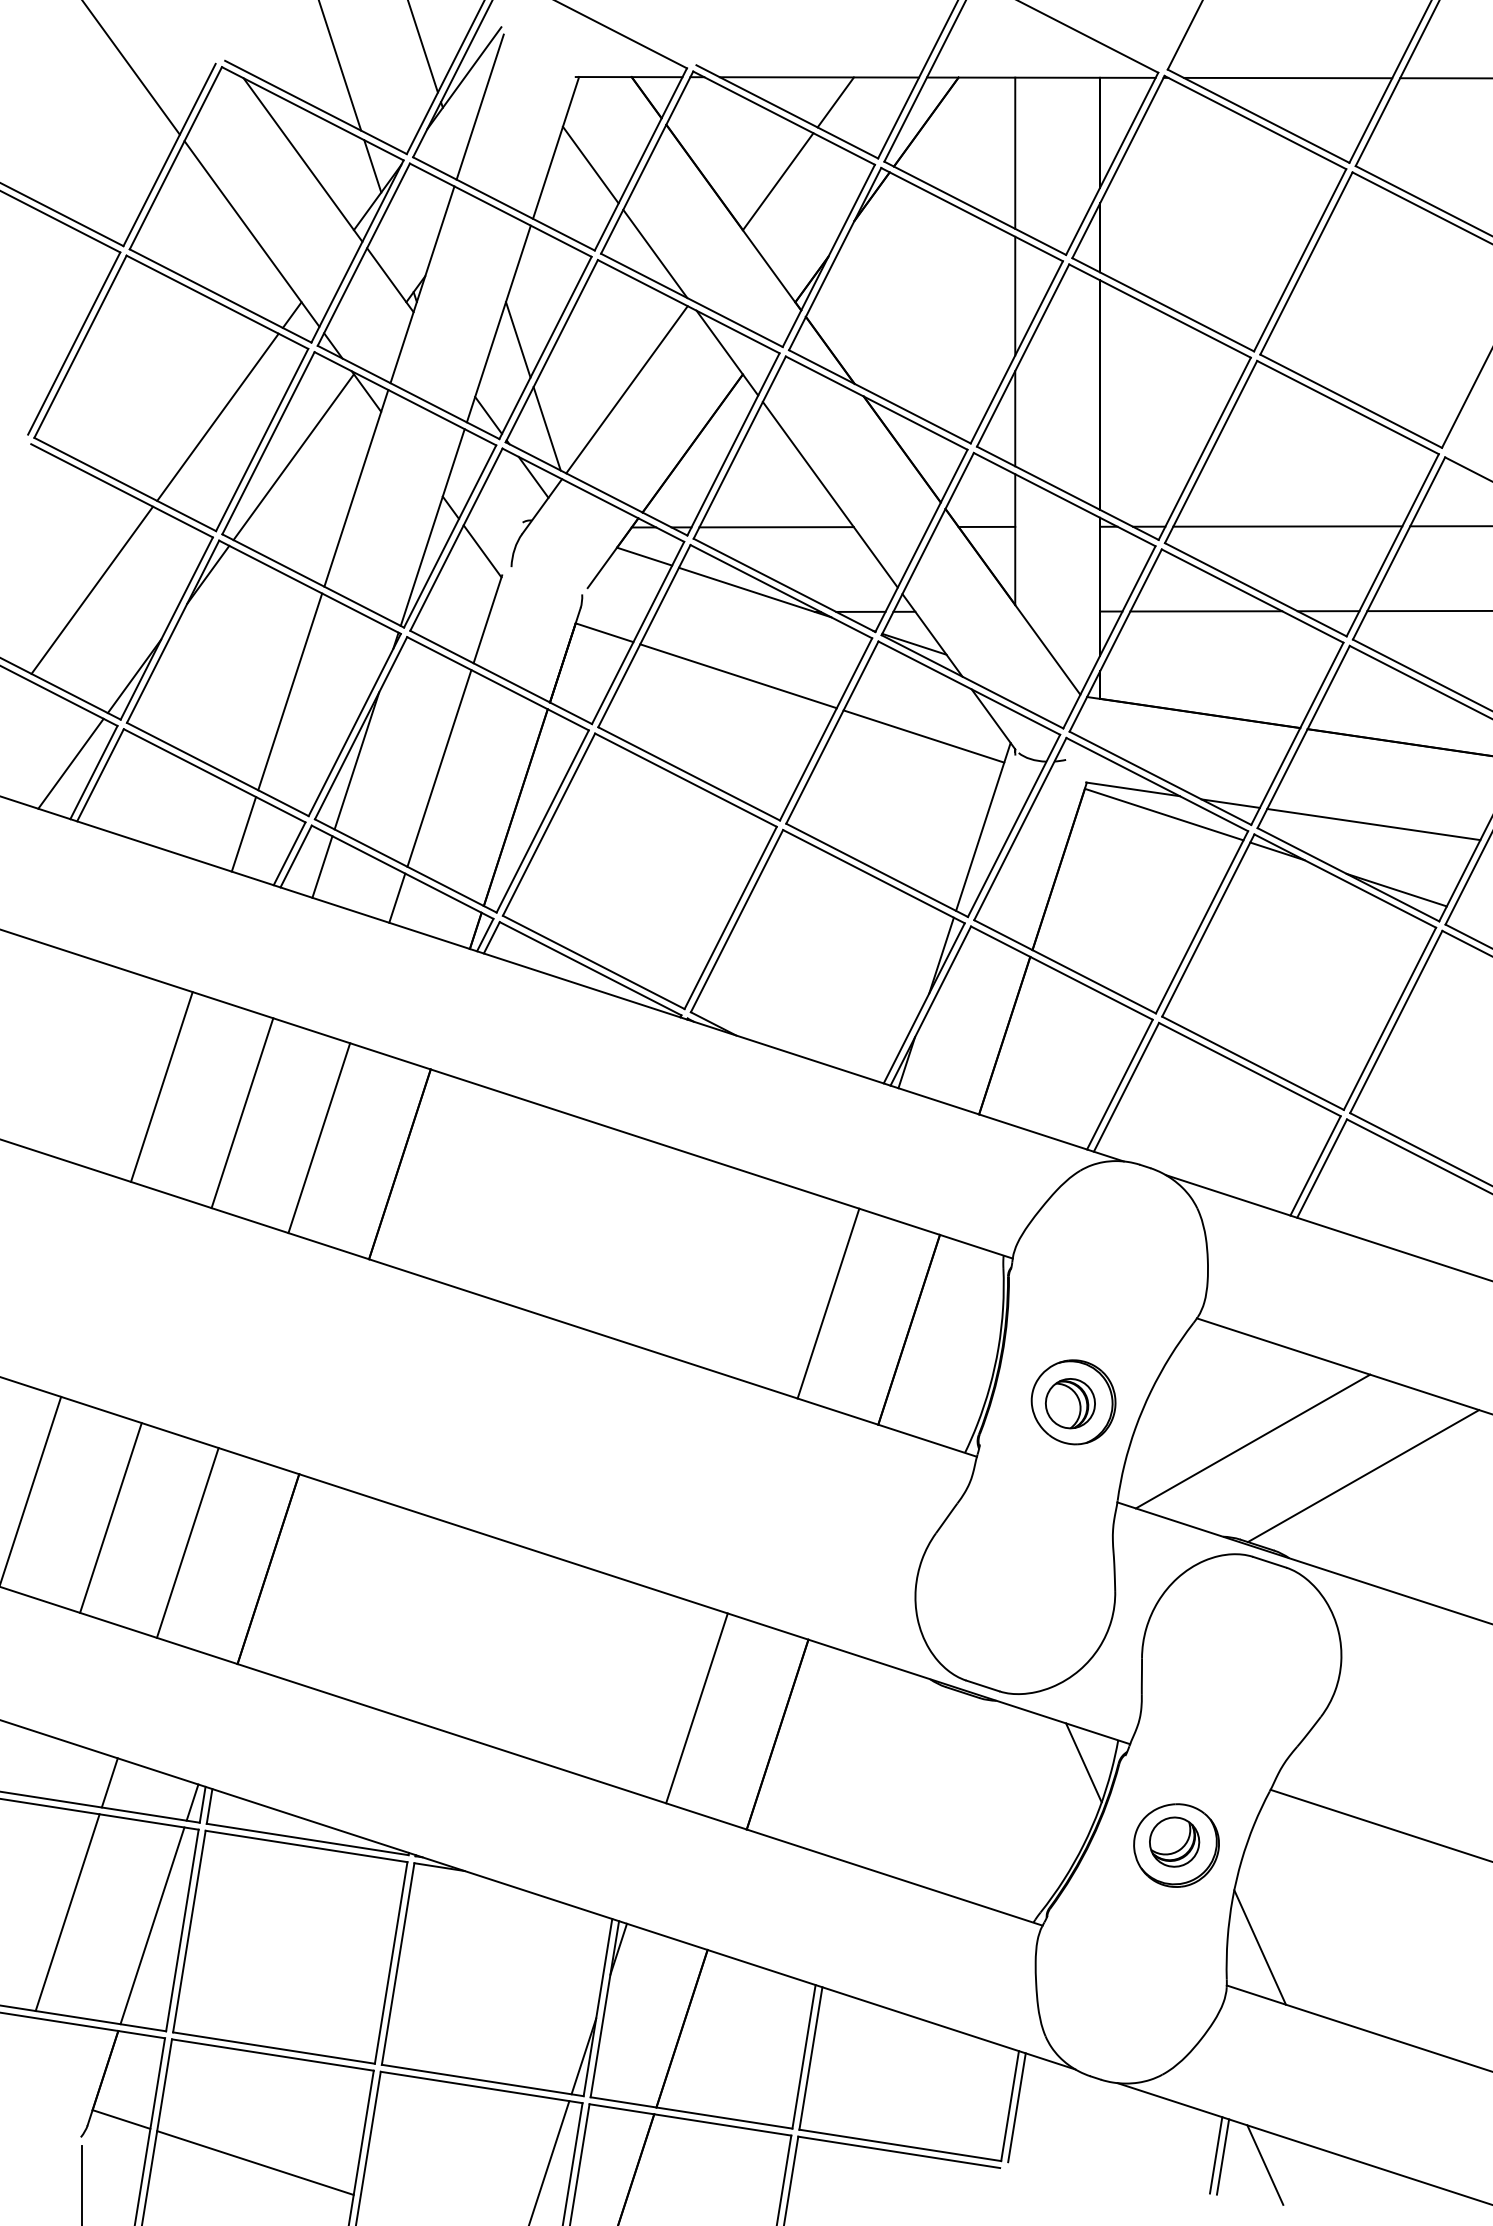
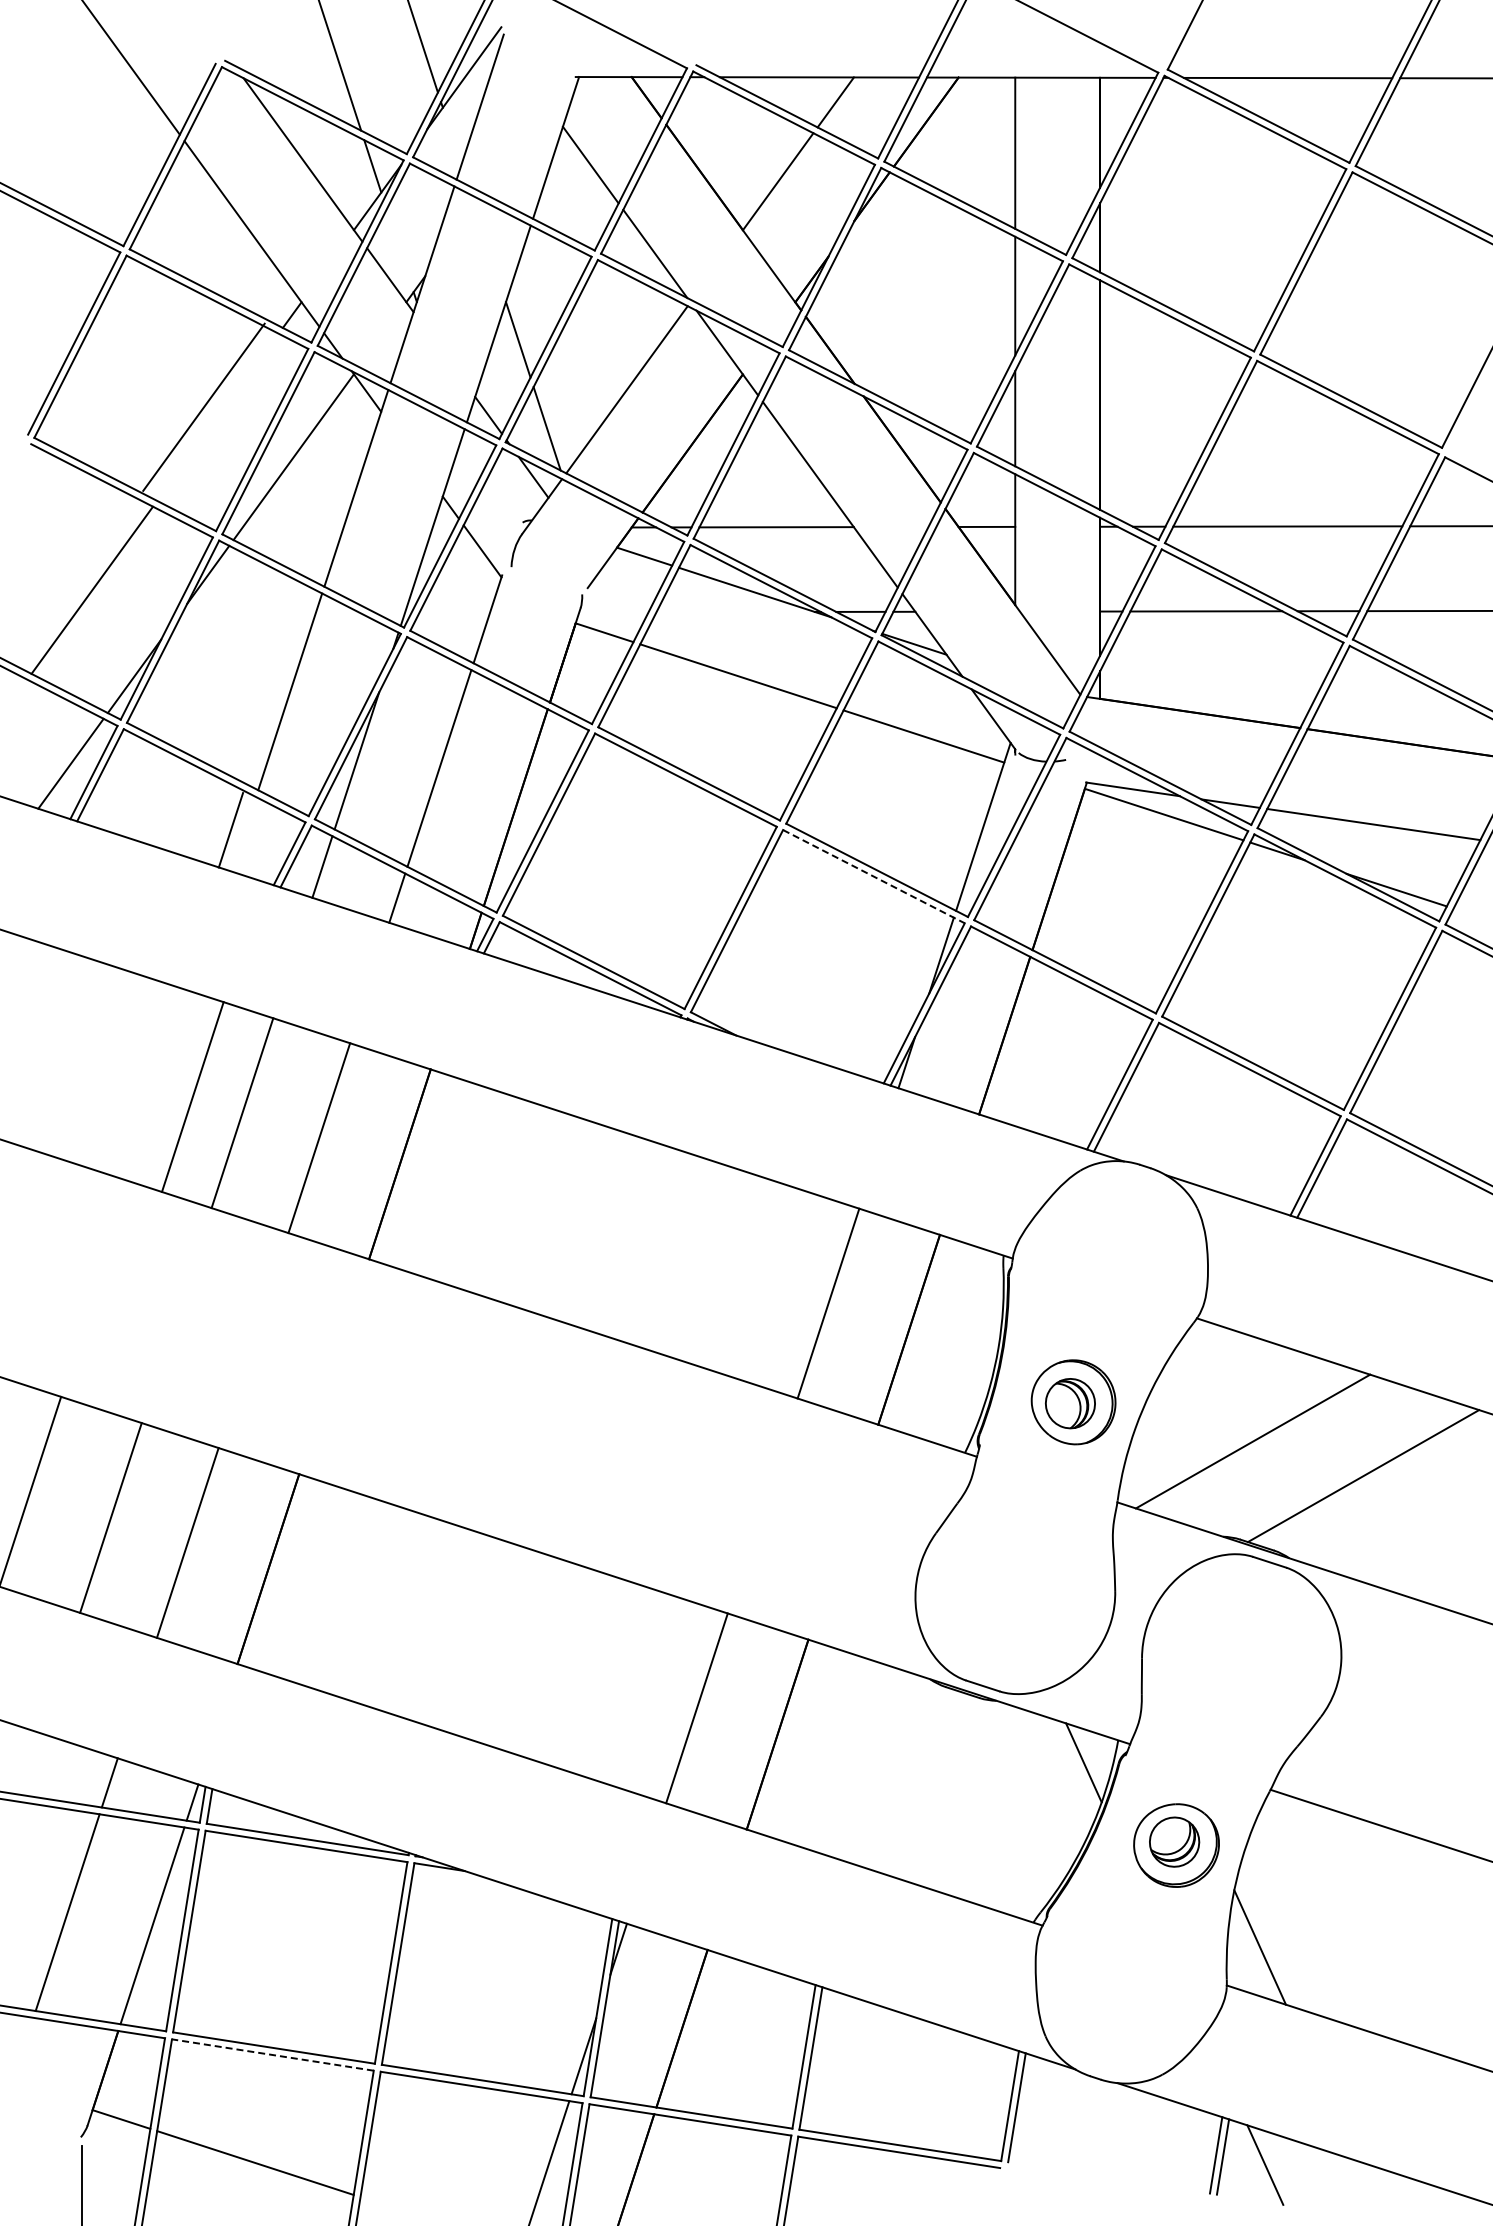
line position: (217, 416) -> (203, 406) (203, 406)
line position: (243, 834) -> (230, 830) (230, 830)
line: solid -> dashed (874, 876)
line position: (161, 1086) -> (192, 1096) (192, 1096)
line: solid -> dashed (272, 2054)
